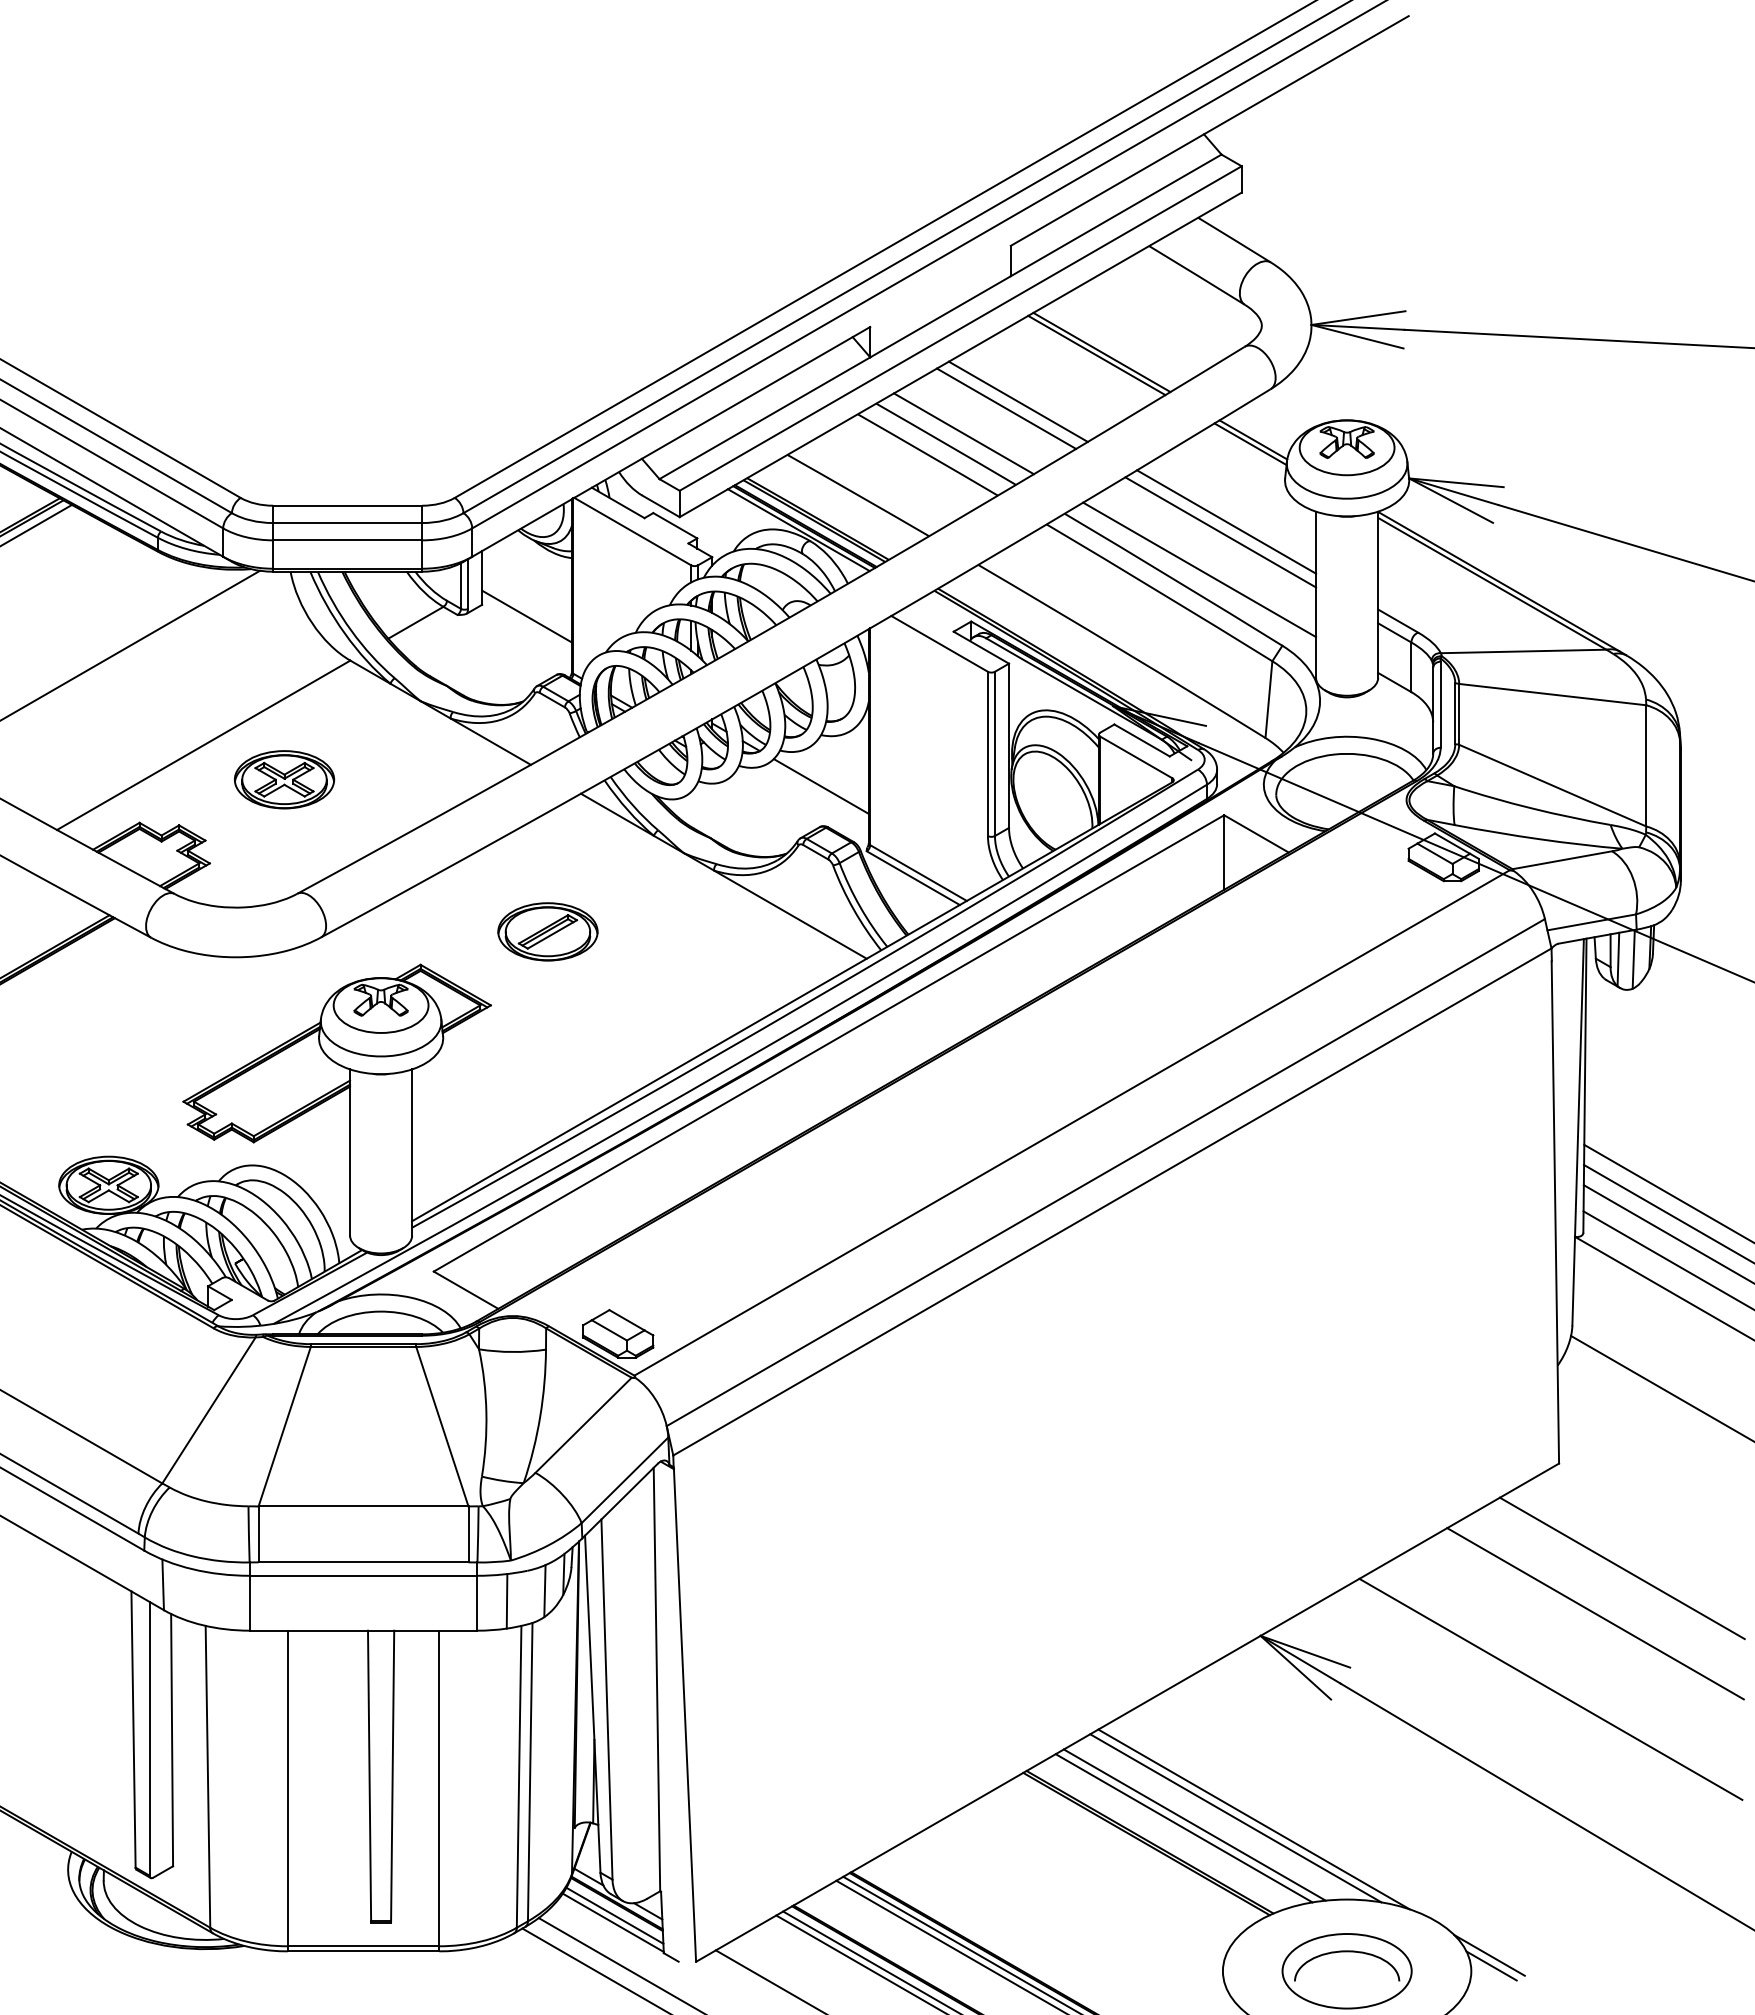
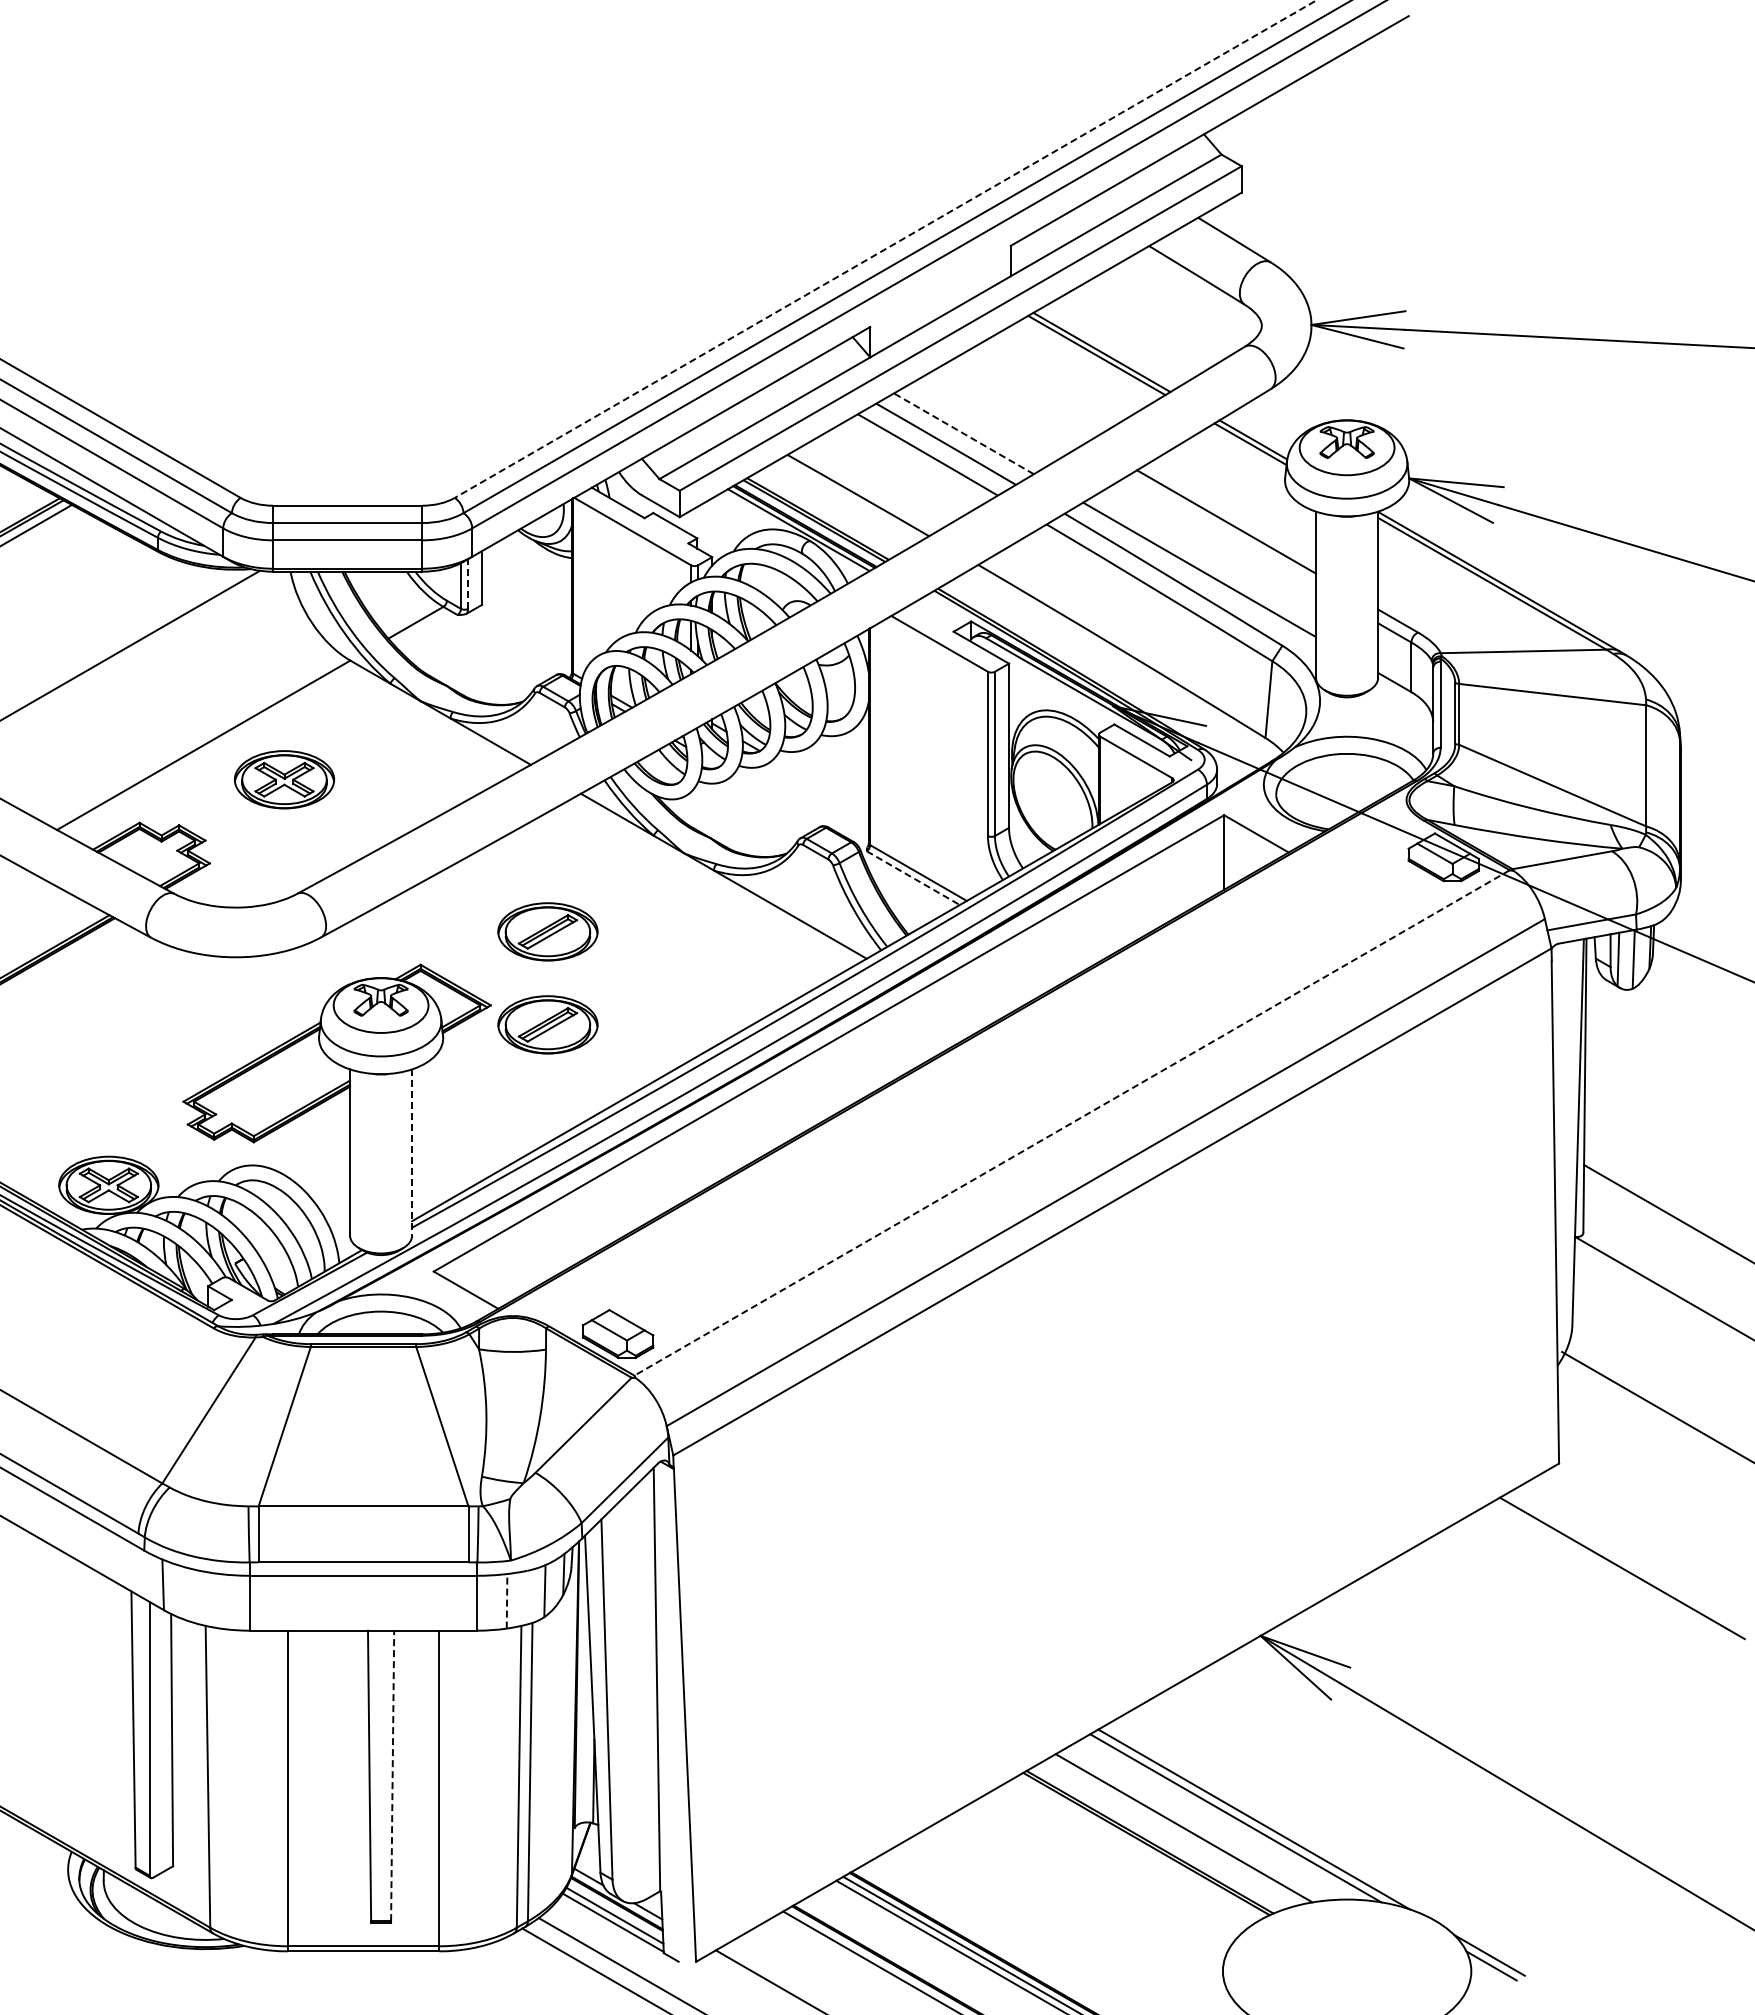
line: solid -> dashed (885, 249)
line: present -> none (1017, 401)
line: present -> none (1006, 408)
line: solid -> dashed (963, 433)
line: present -> none (1220, 532)
line: solid -> dashed (468, 584)
line: present -> none (526, 616)
line: present -> none (820, 786)
line: solid -> dashed (913, 878)
part: none -> present (547, 1024)
line: solid -> dashed (1071, 1123)
line: solid -> dashed (412, 1152)
line: present -> none (1667, 1192)
line: present -> none (1667, 1233)
line: present -> none (1667, 1259)
line position: (1661, 1387) -> (1656, 1406) (1656, 1406)
line: solid -> dashed (507, 1600)
line: present -> none (1595, 1613)
line: present -> none (1550, 1688)
line: solid -> dashed (392, 1775)
line: present -> none (1194, 1824)
line: present -> none (859, 1963)
part: present -> none (1346, 1971)
